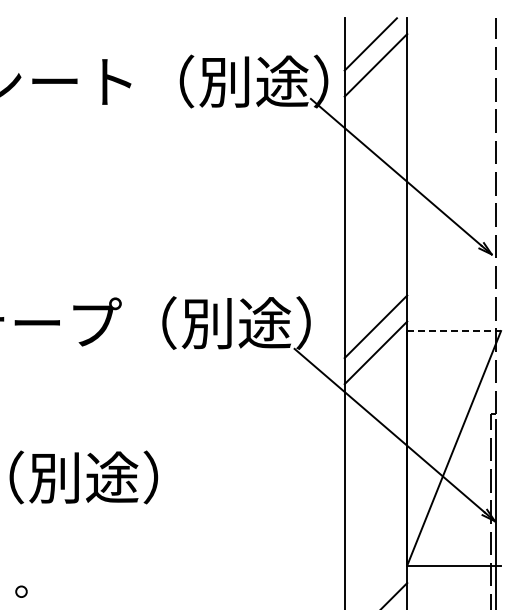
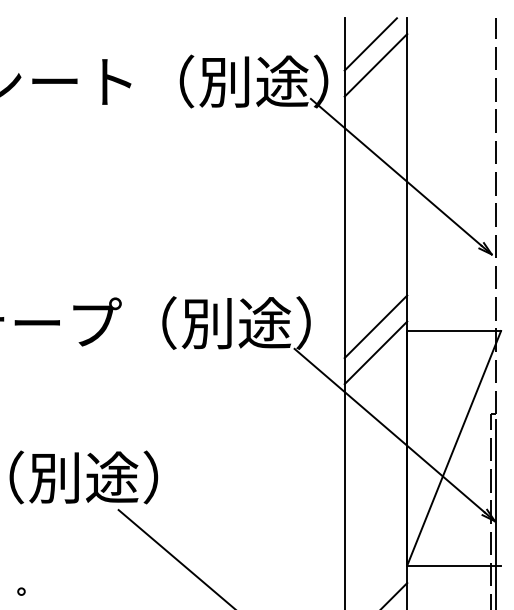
line: dashed -> solid (454, 331)
line: none -> present (175, 558)
circle size: 13x13 px -> 9x9 px (21, 591)
